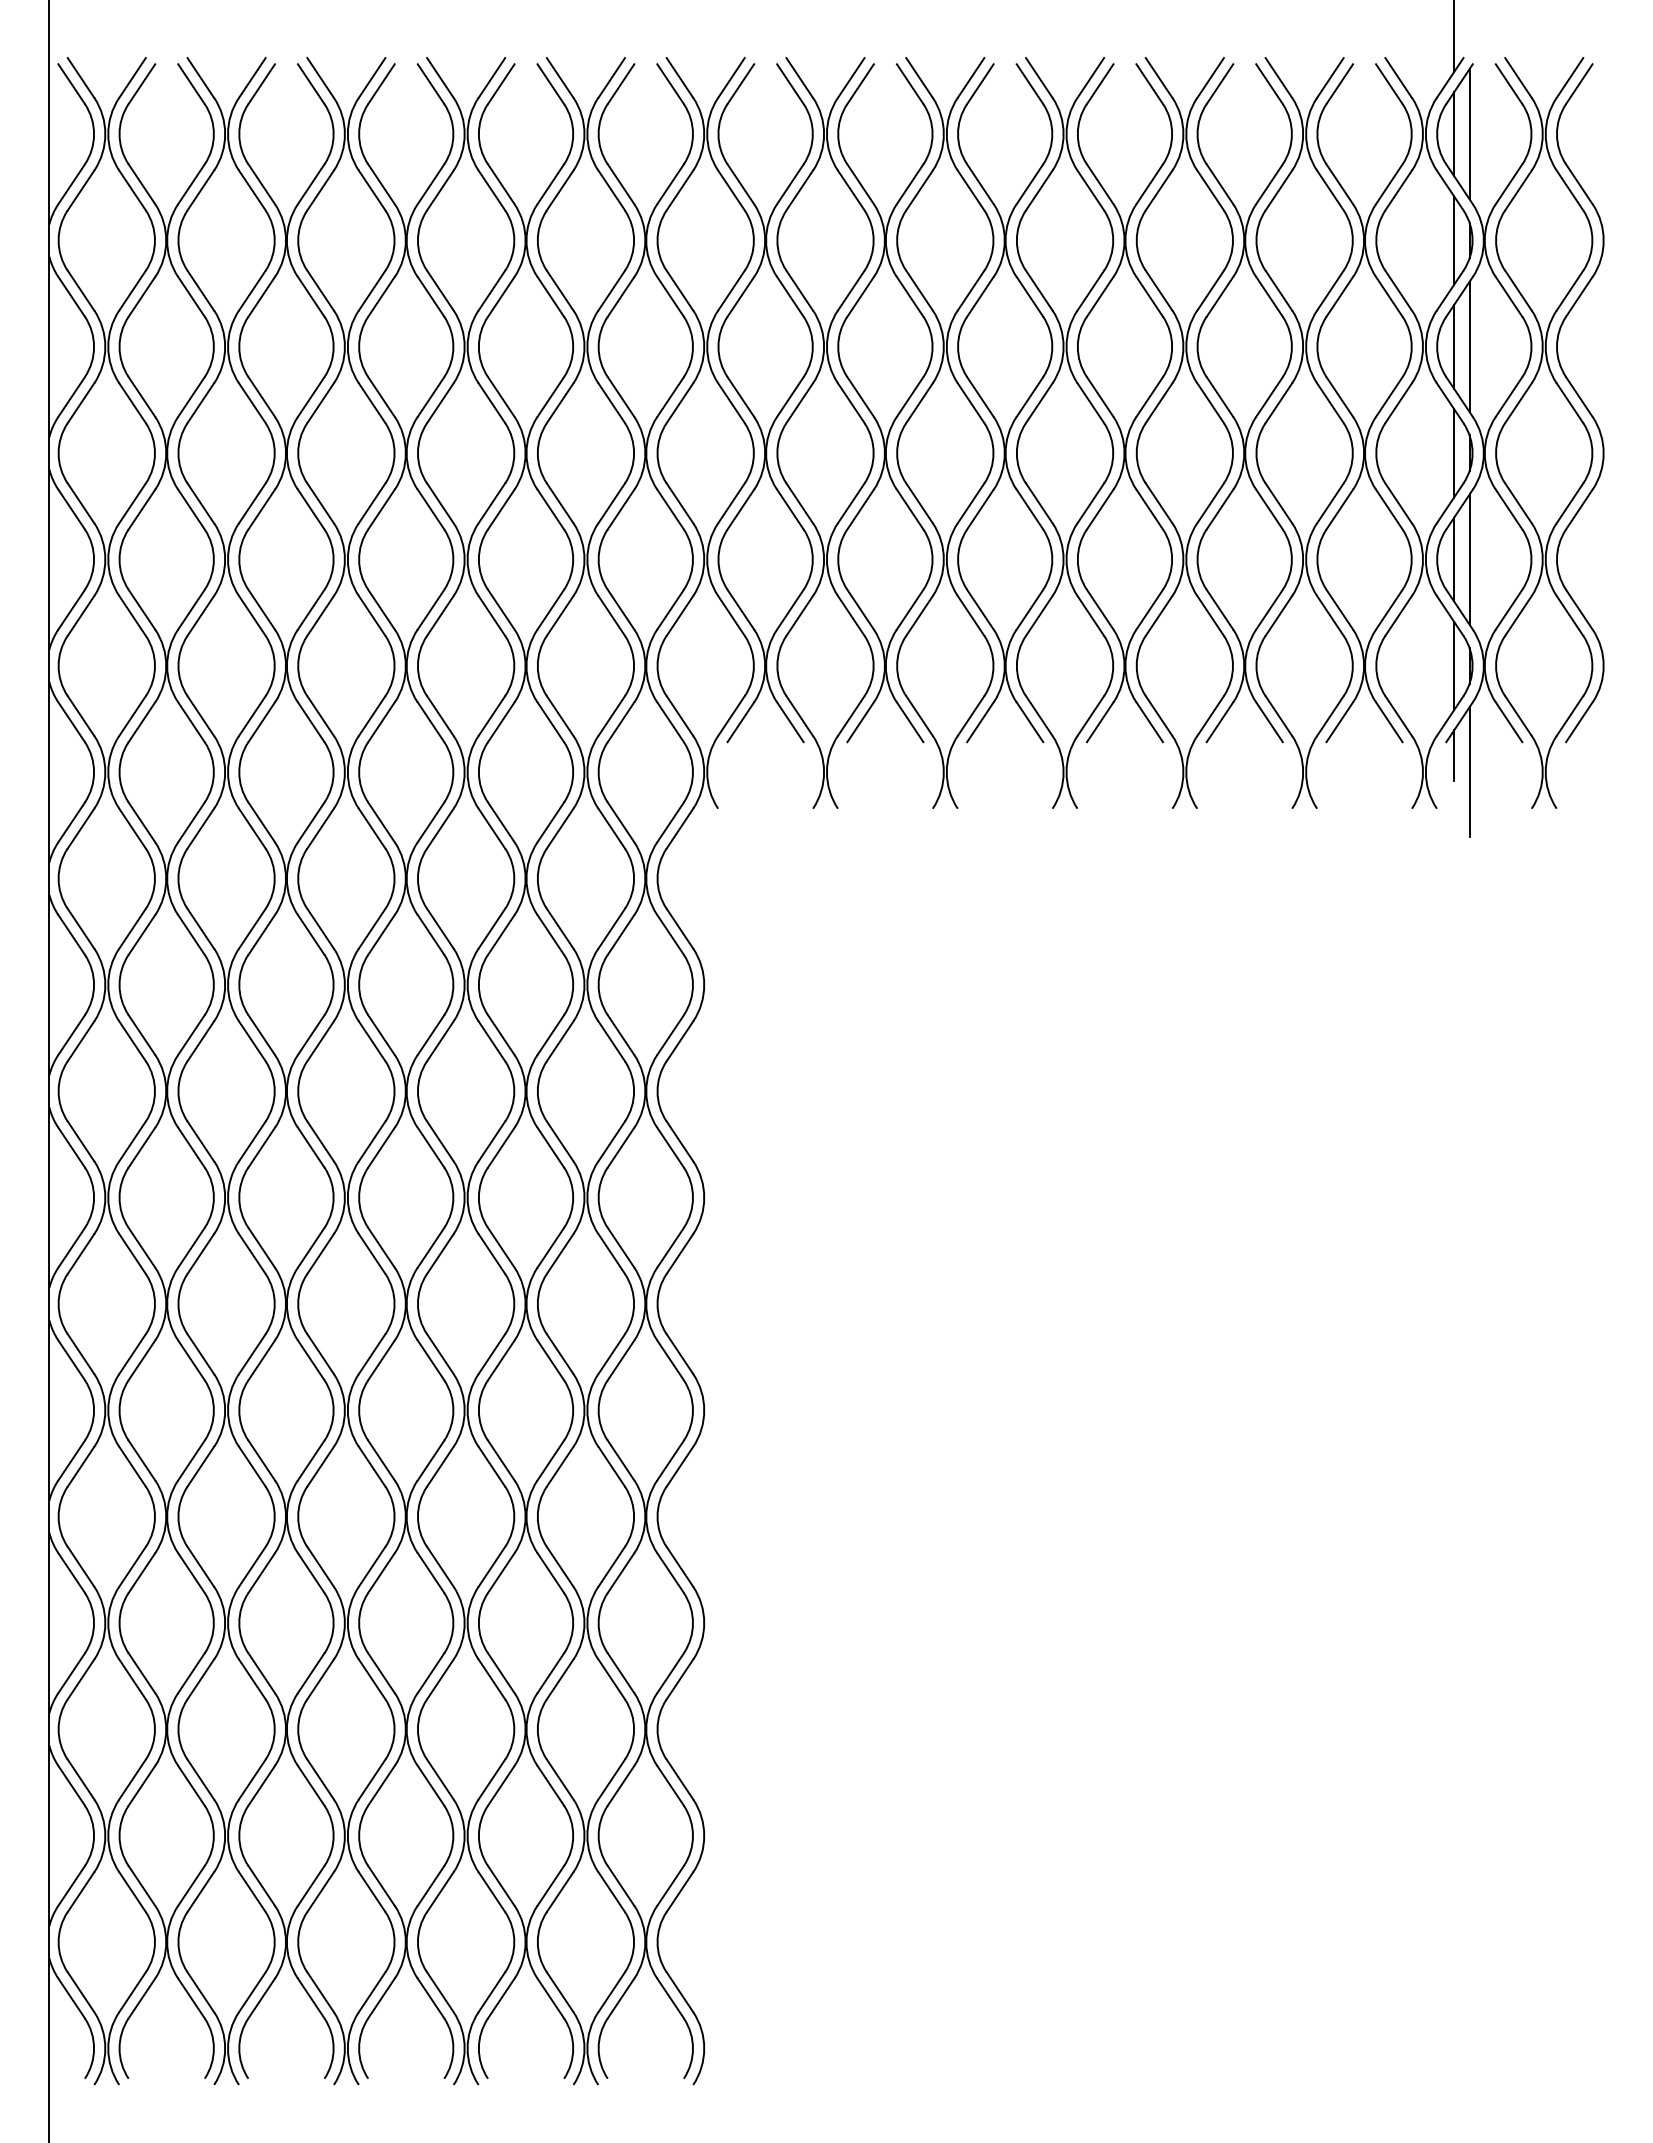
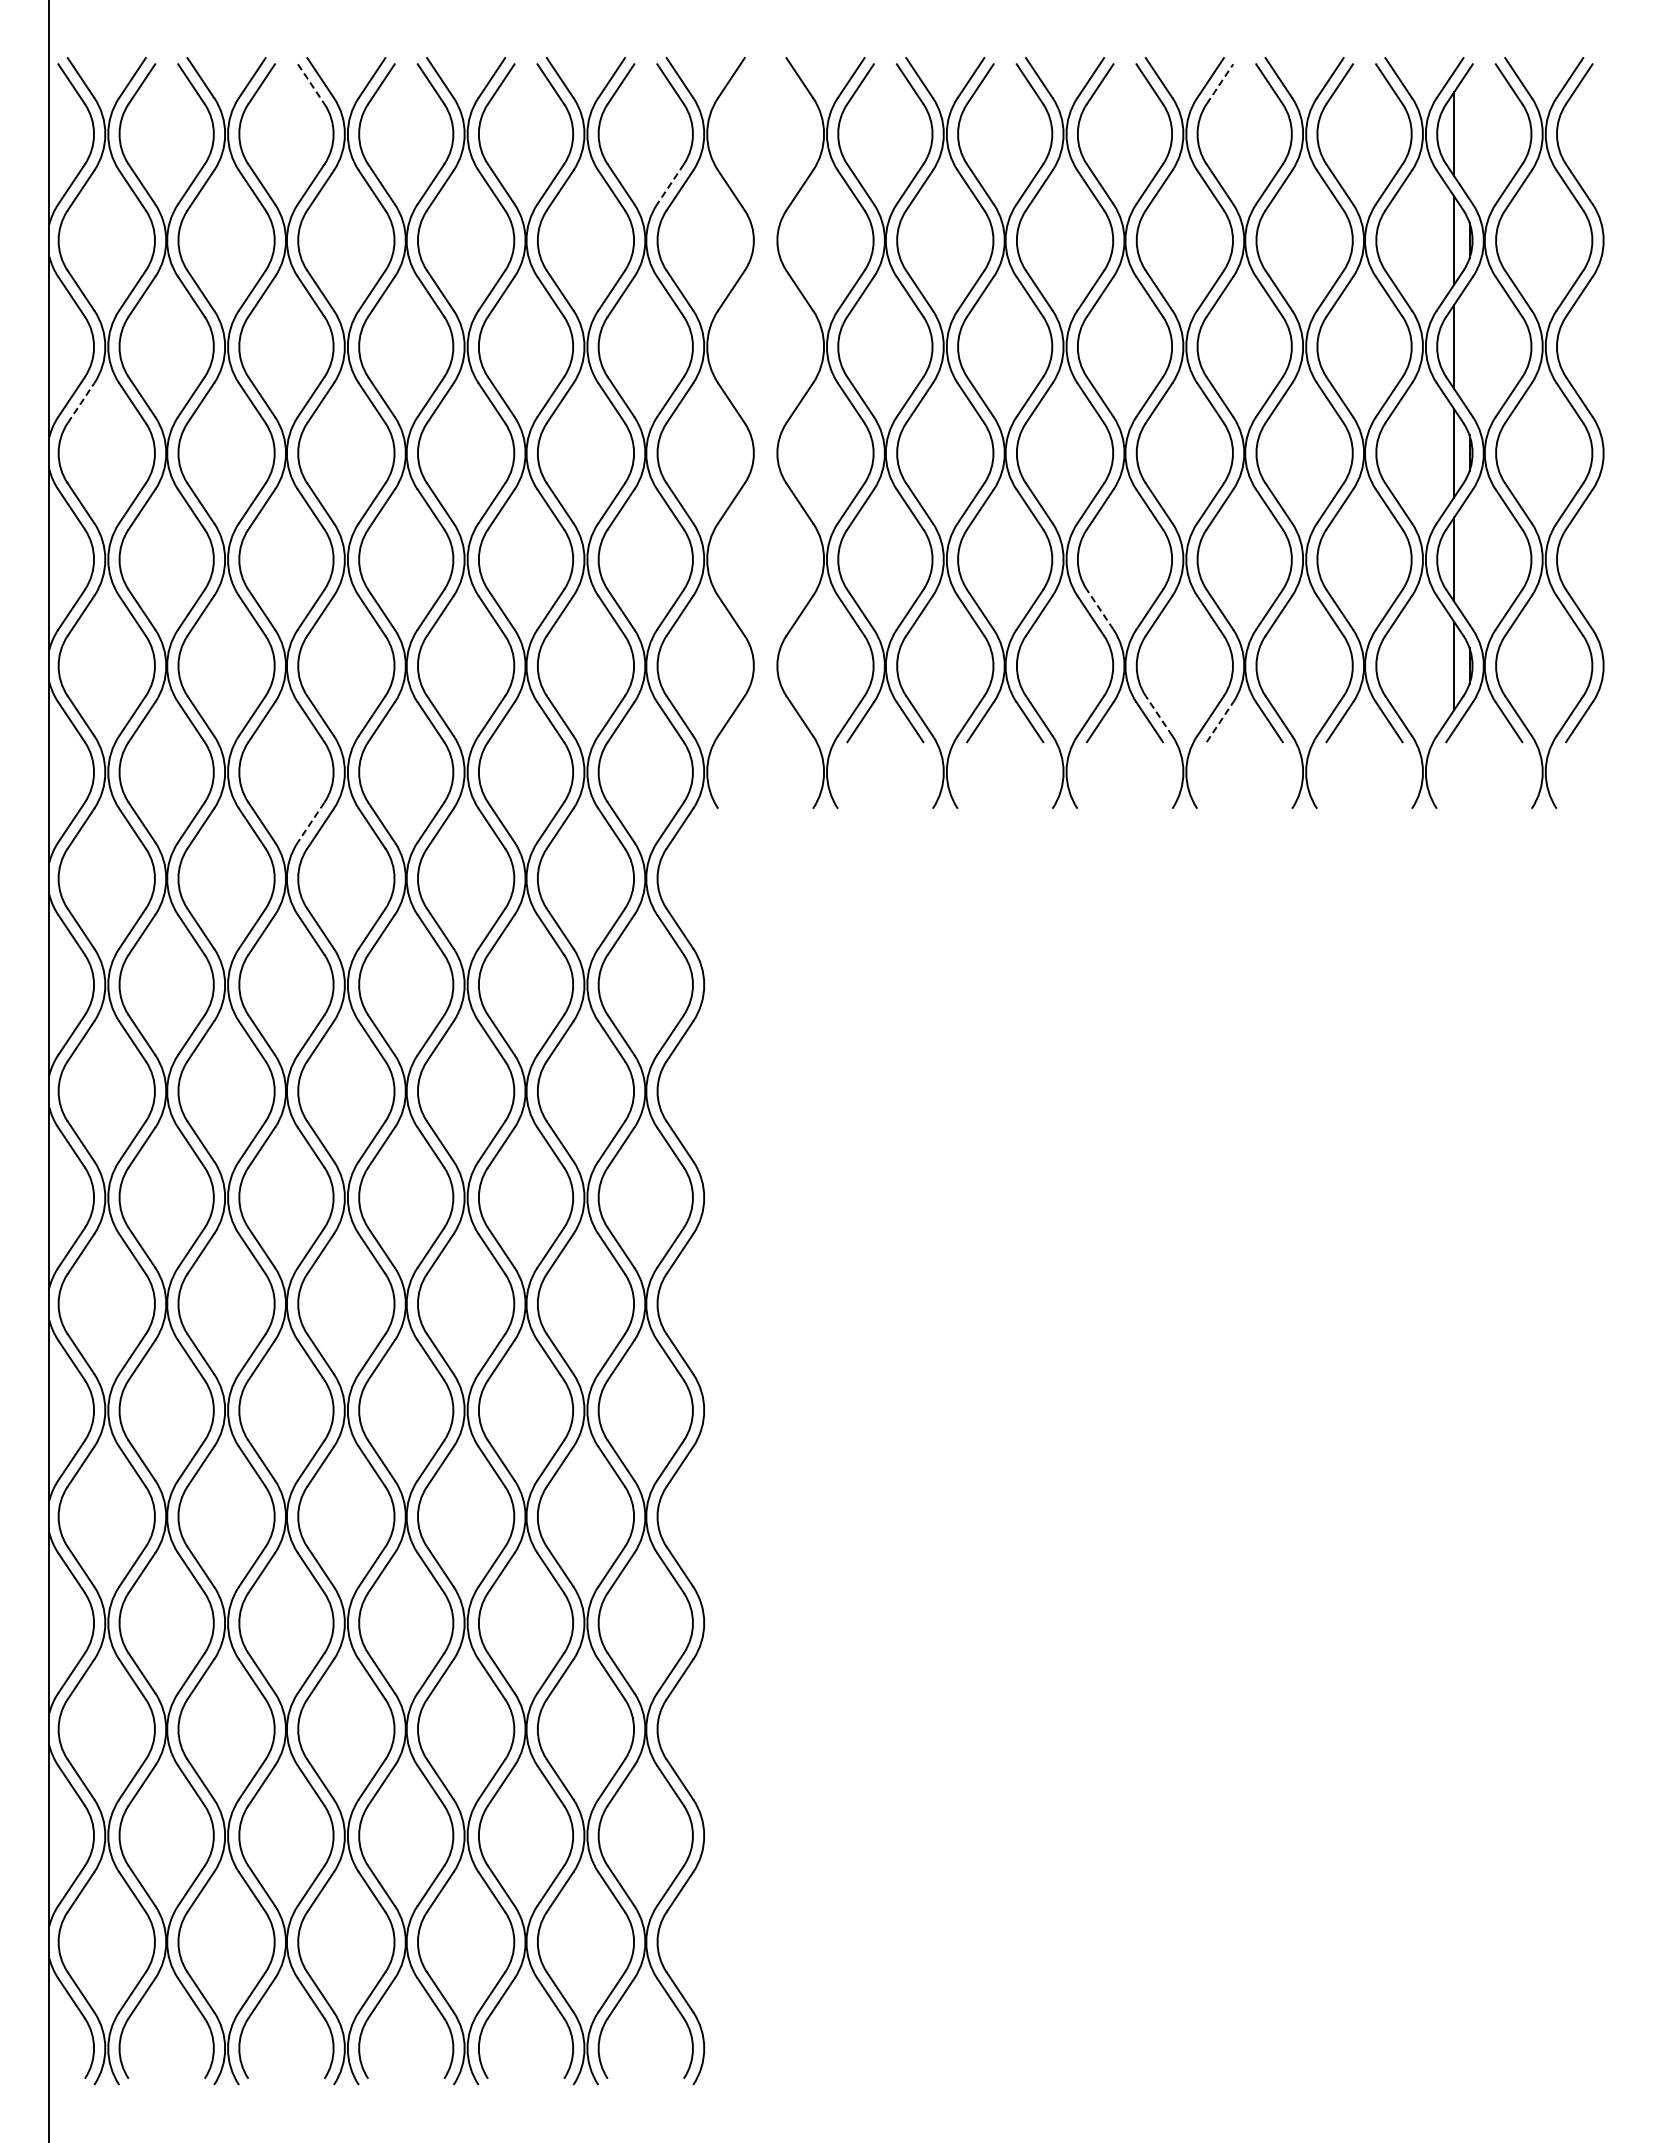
line: present -> none (1454, 37)
line: solid -> dashed (311, 84)
line: solid -> dashed (1219, 84)
line: present -> none (1469, 134)
line: solid -> dashed (670, 184)
line: present -> none (1469, 346)
line: solid -> dashed (81, 403)
part: present -> none (765, 403)
line: present -> none (1469, 559)
line: solid -> dashed (1100, 609)
line: solid -> dashed (1159, 716)
line: solid -> dashed (1219, 722)
line: present -> none (1454, 755)
line: present -> none (1469, 772)
line: solid -> dashed (311, 822)
